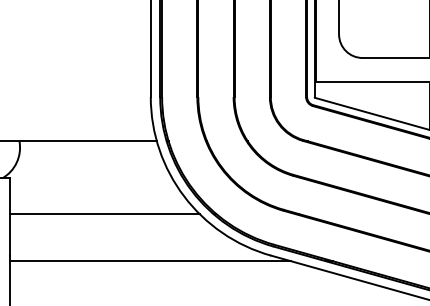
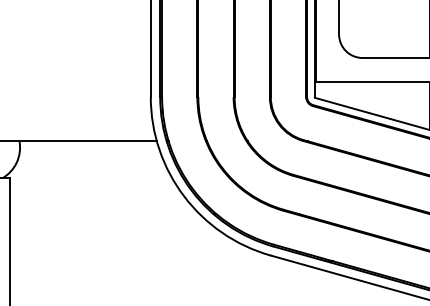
line: present -> none (104, 214)
line: present -> none (150, 261)
